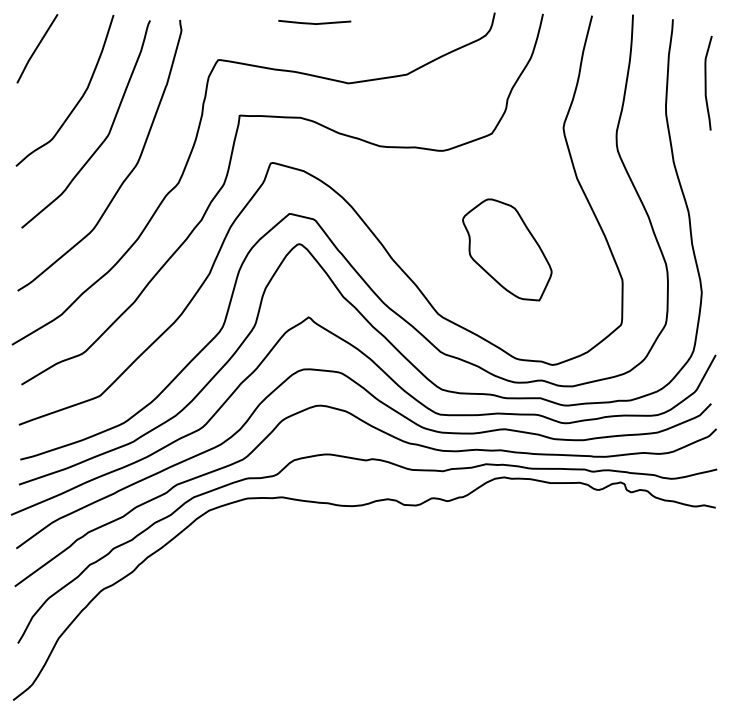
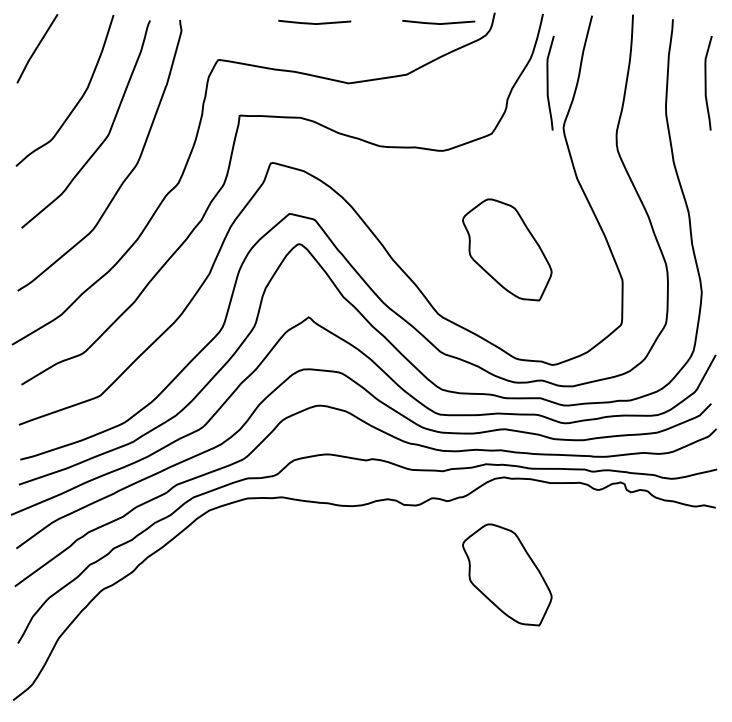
curve: none -> present (438, 23)
curve: none -> present (548, 82)
part: none -> present (507, 574)
